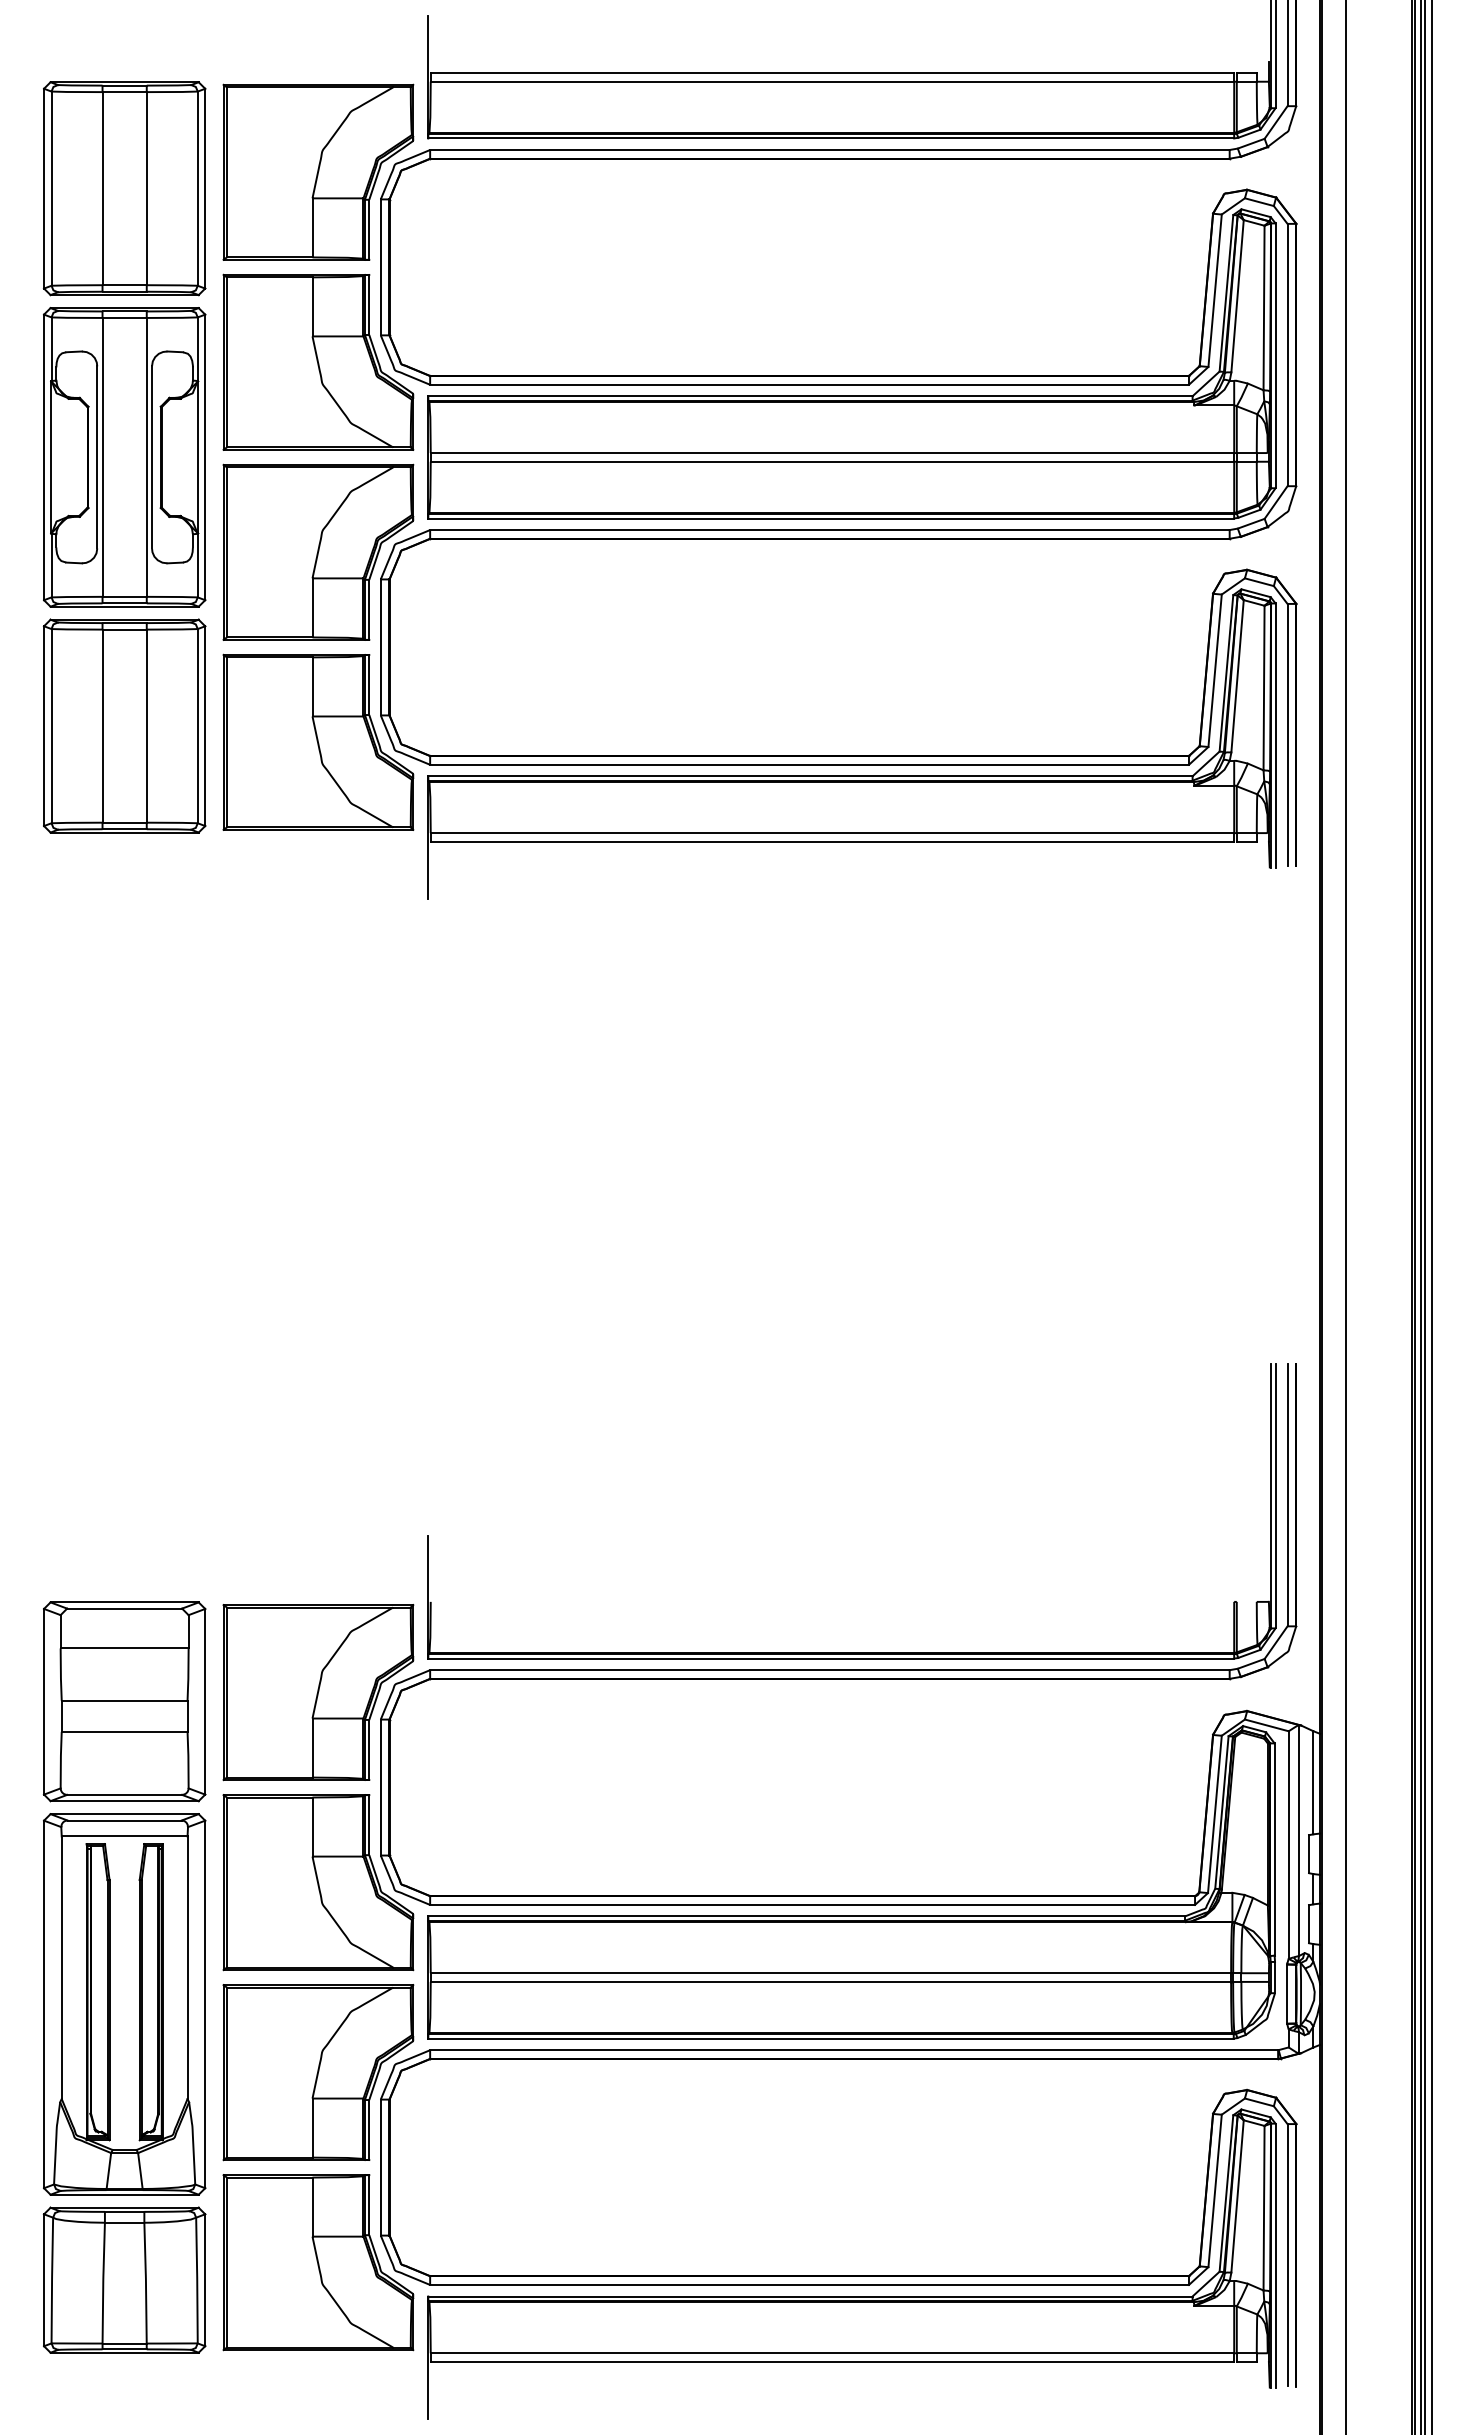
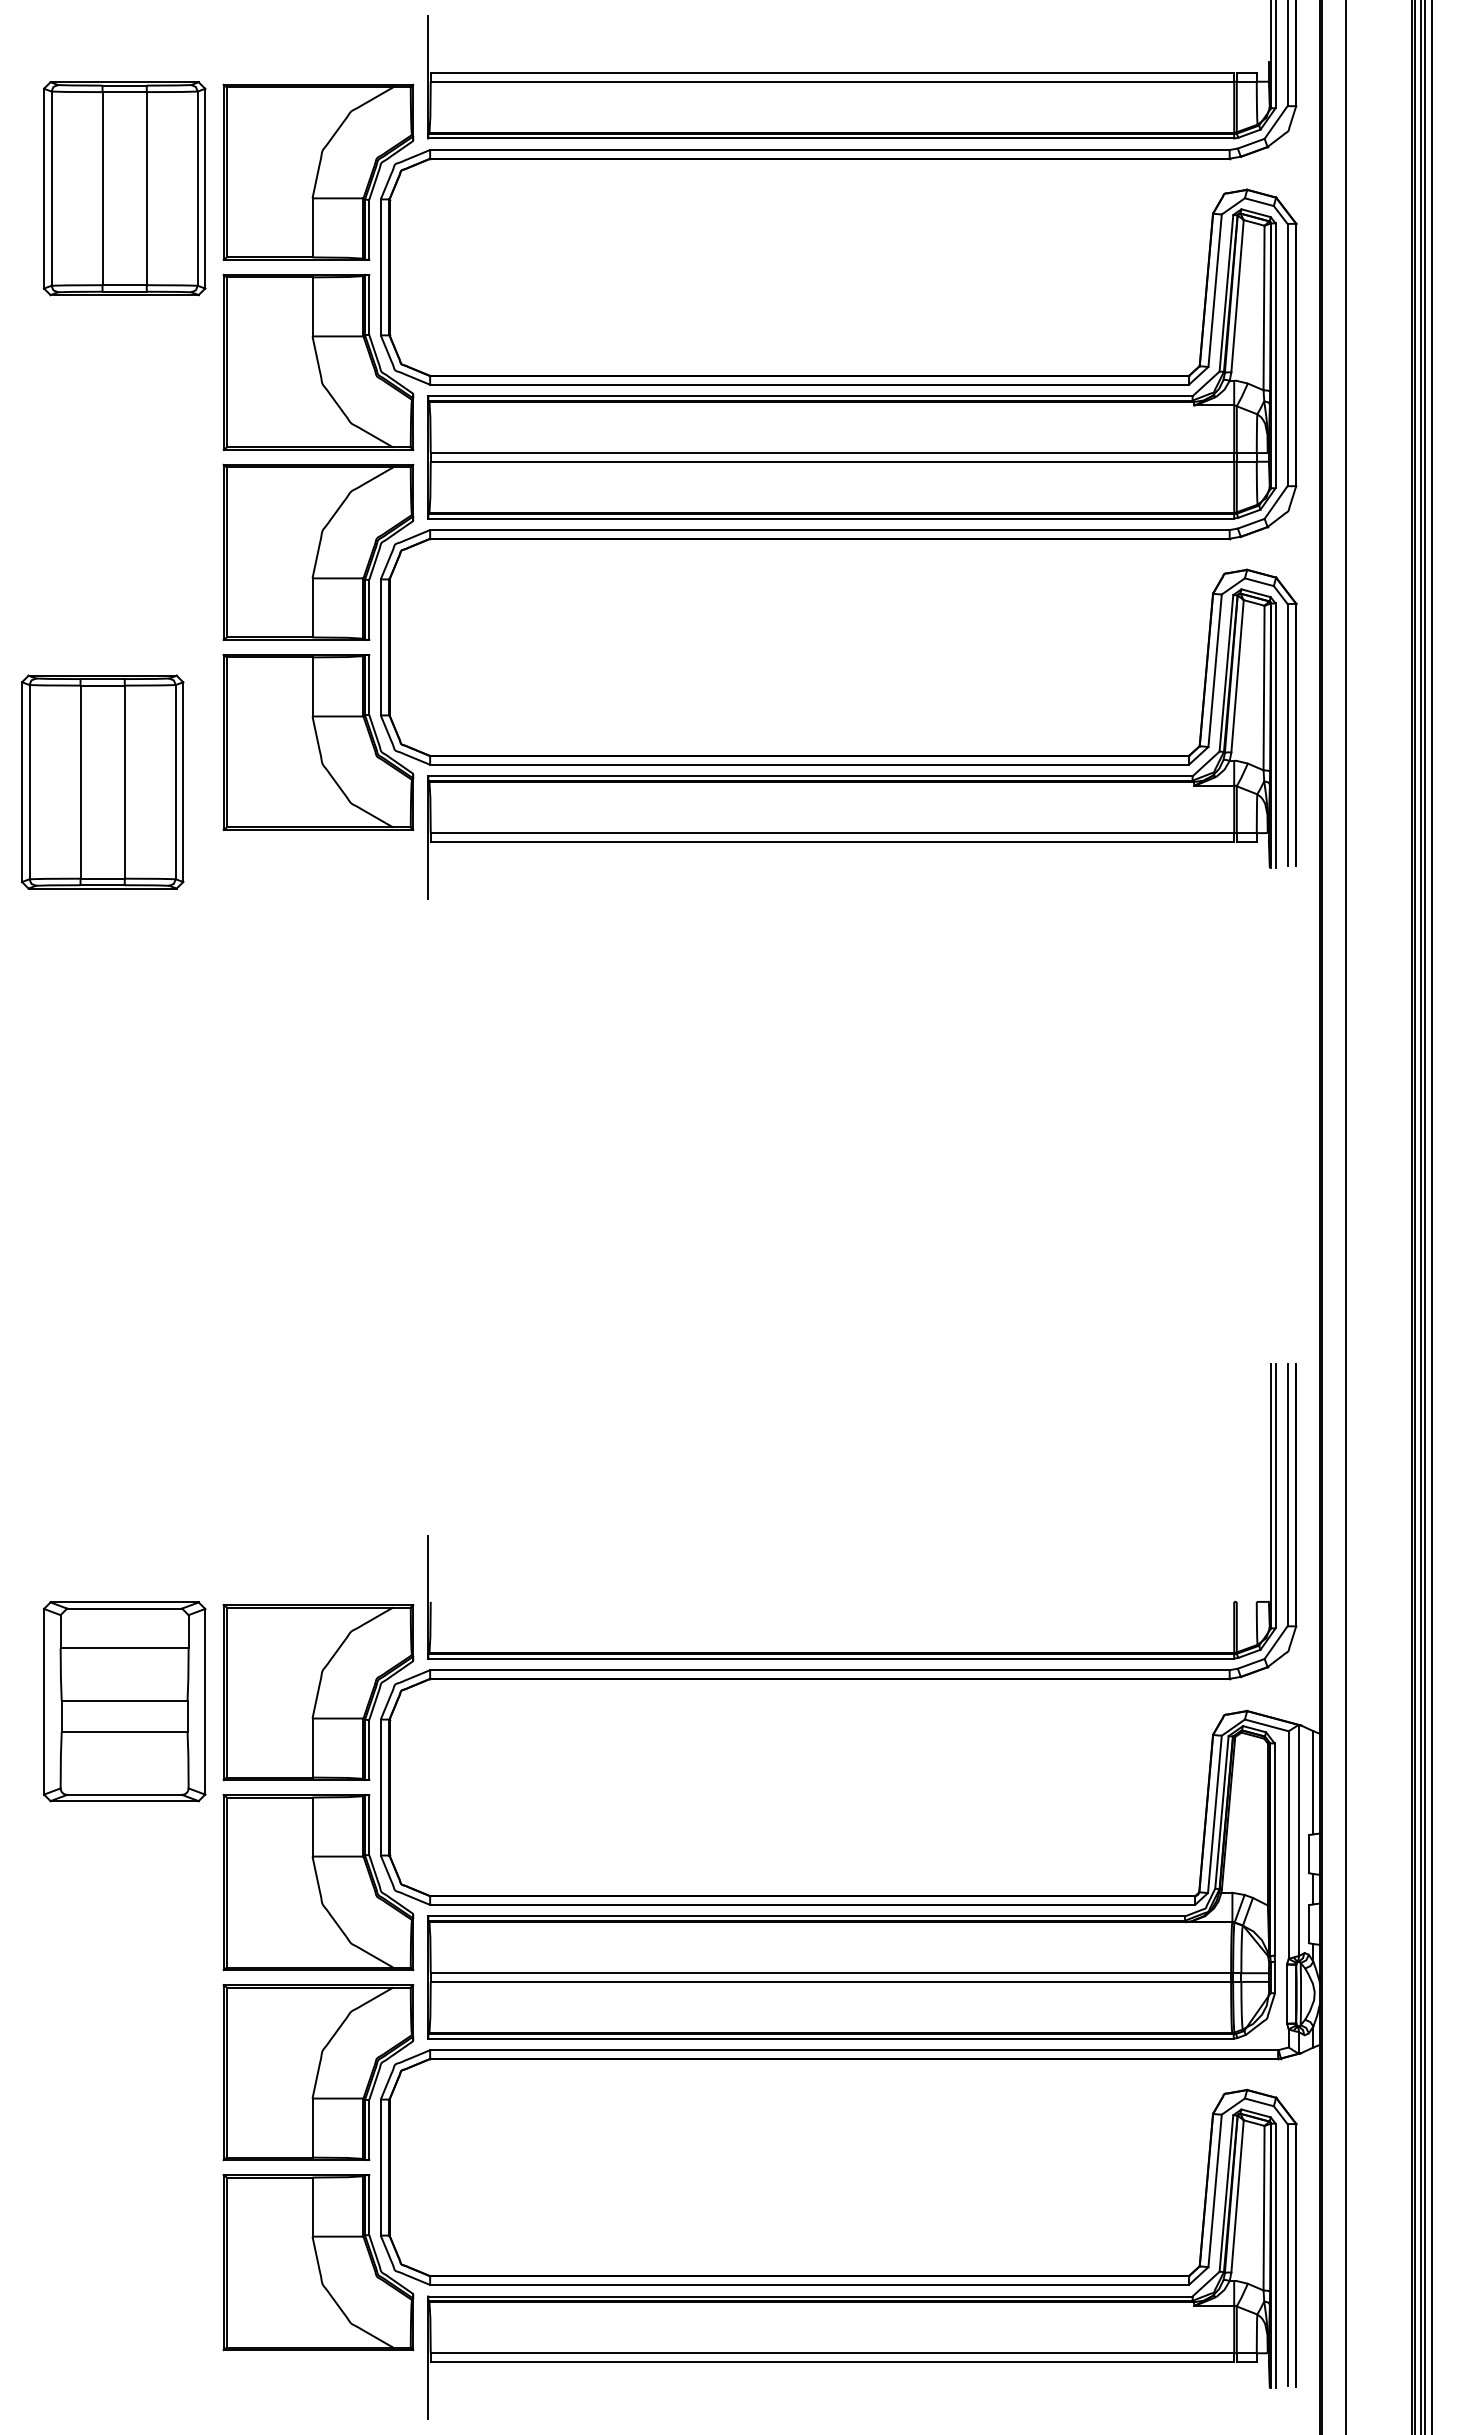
part: present -> none (124, 457)
part position: (124, 725) -> (102, 781) (102, 781)
part: present -> none (124, 2004)
part: present -> none (124, 2279)
